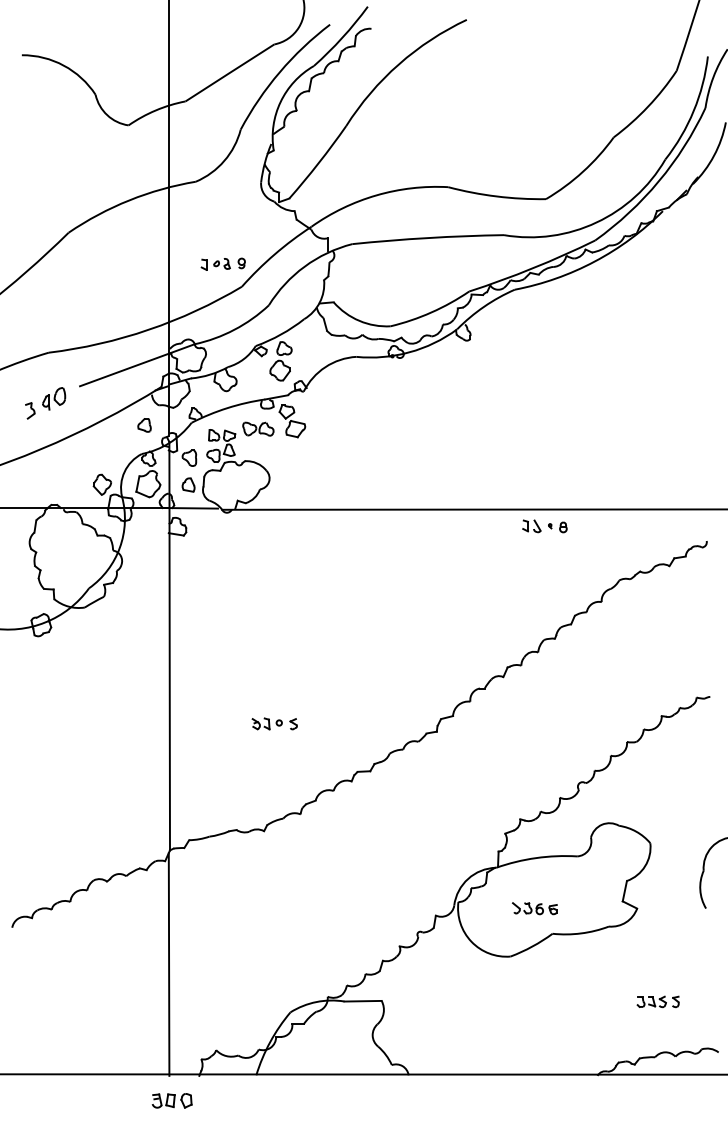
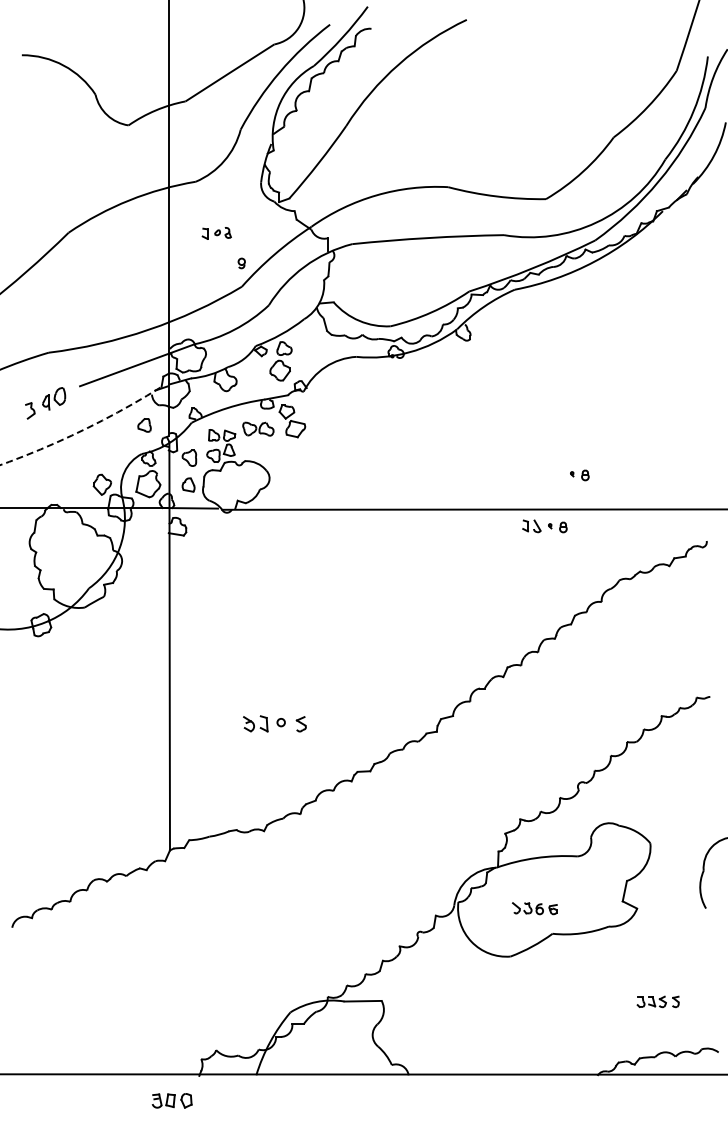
part position: (215, 264) -> (216, 233) (216, 233)
arc: solid -> dashed (82, 430)
part: none -> present (579, 475)
part size: 47x14 px -> 64x18 px (274, 723)
line: present -> none (168, 964)
